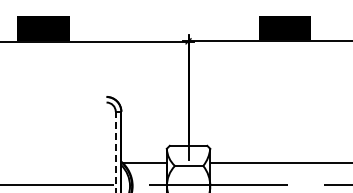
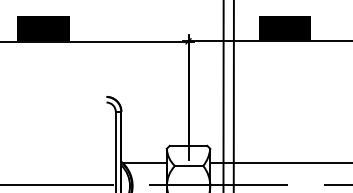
line: none -> present (223, 95)
line: none -> present (233, 95)
line: dashed -> solid (115, 151)
